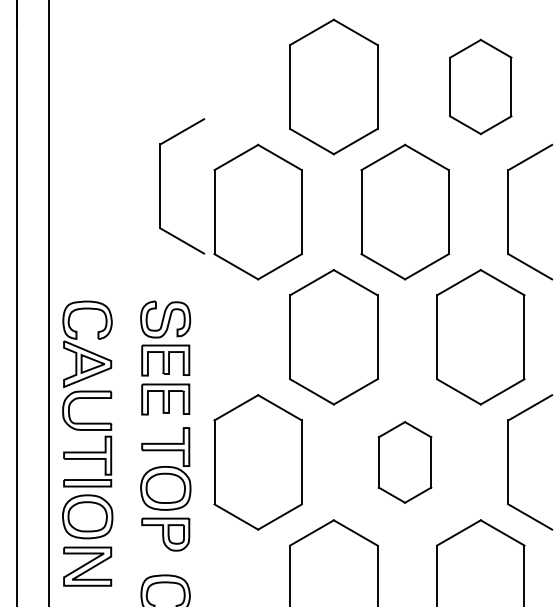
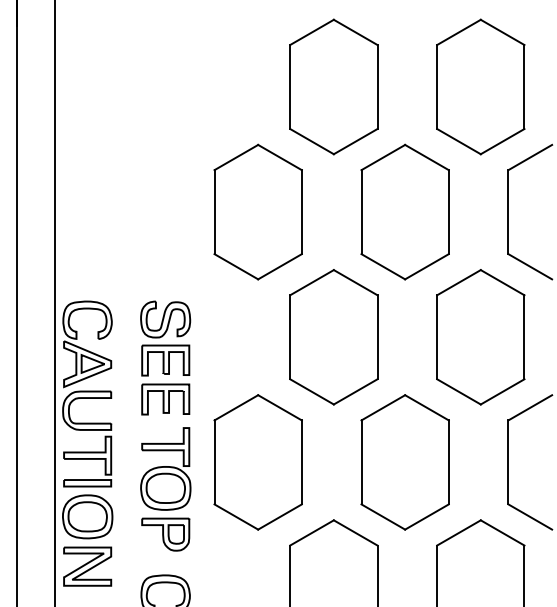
part size: 64x98 px -> 90x138 px (480, 86)
part: present -> none (160, 186)
line position: (48, 302) -> (54, 302) (54, 302)
part size: 56x83 px -> 90x137 px (404, 462)
